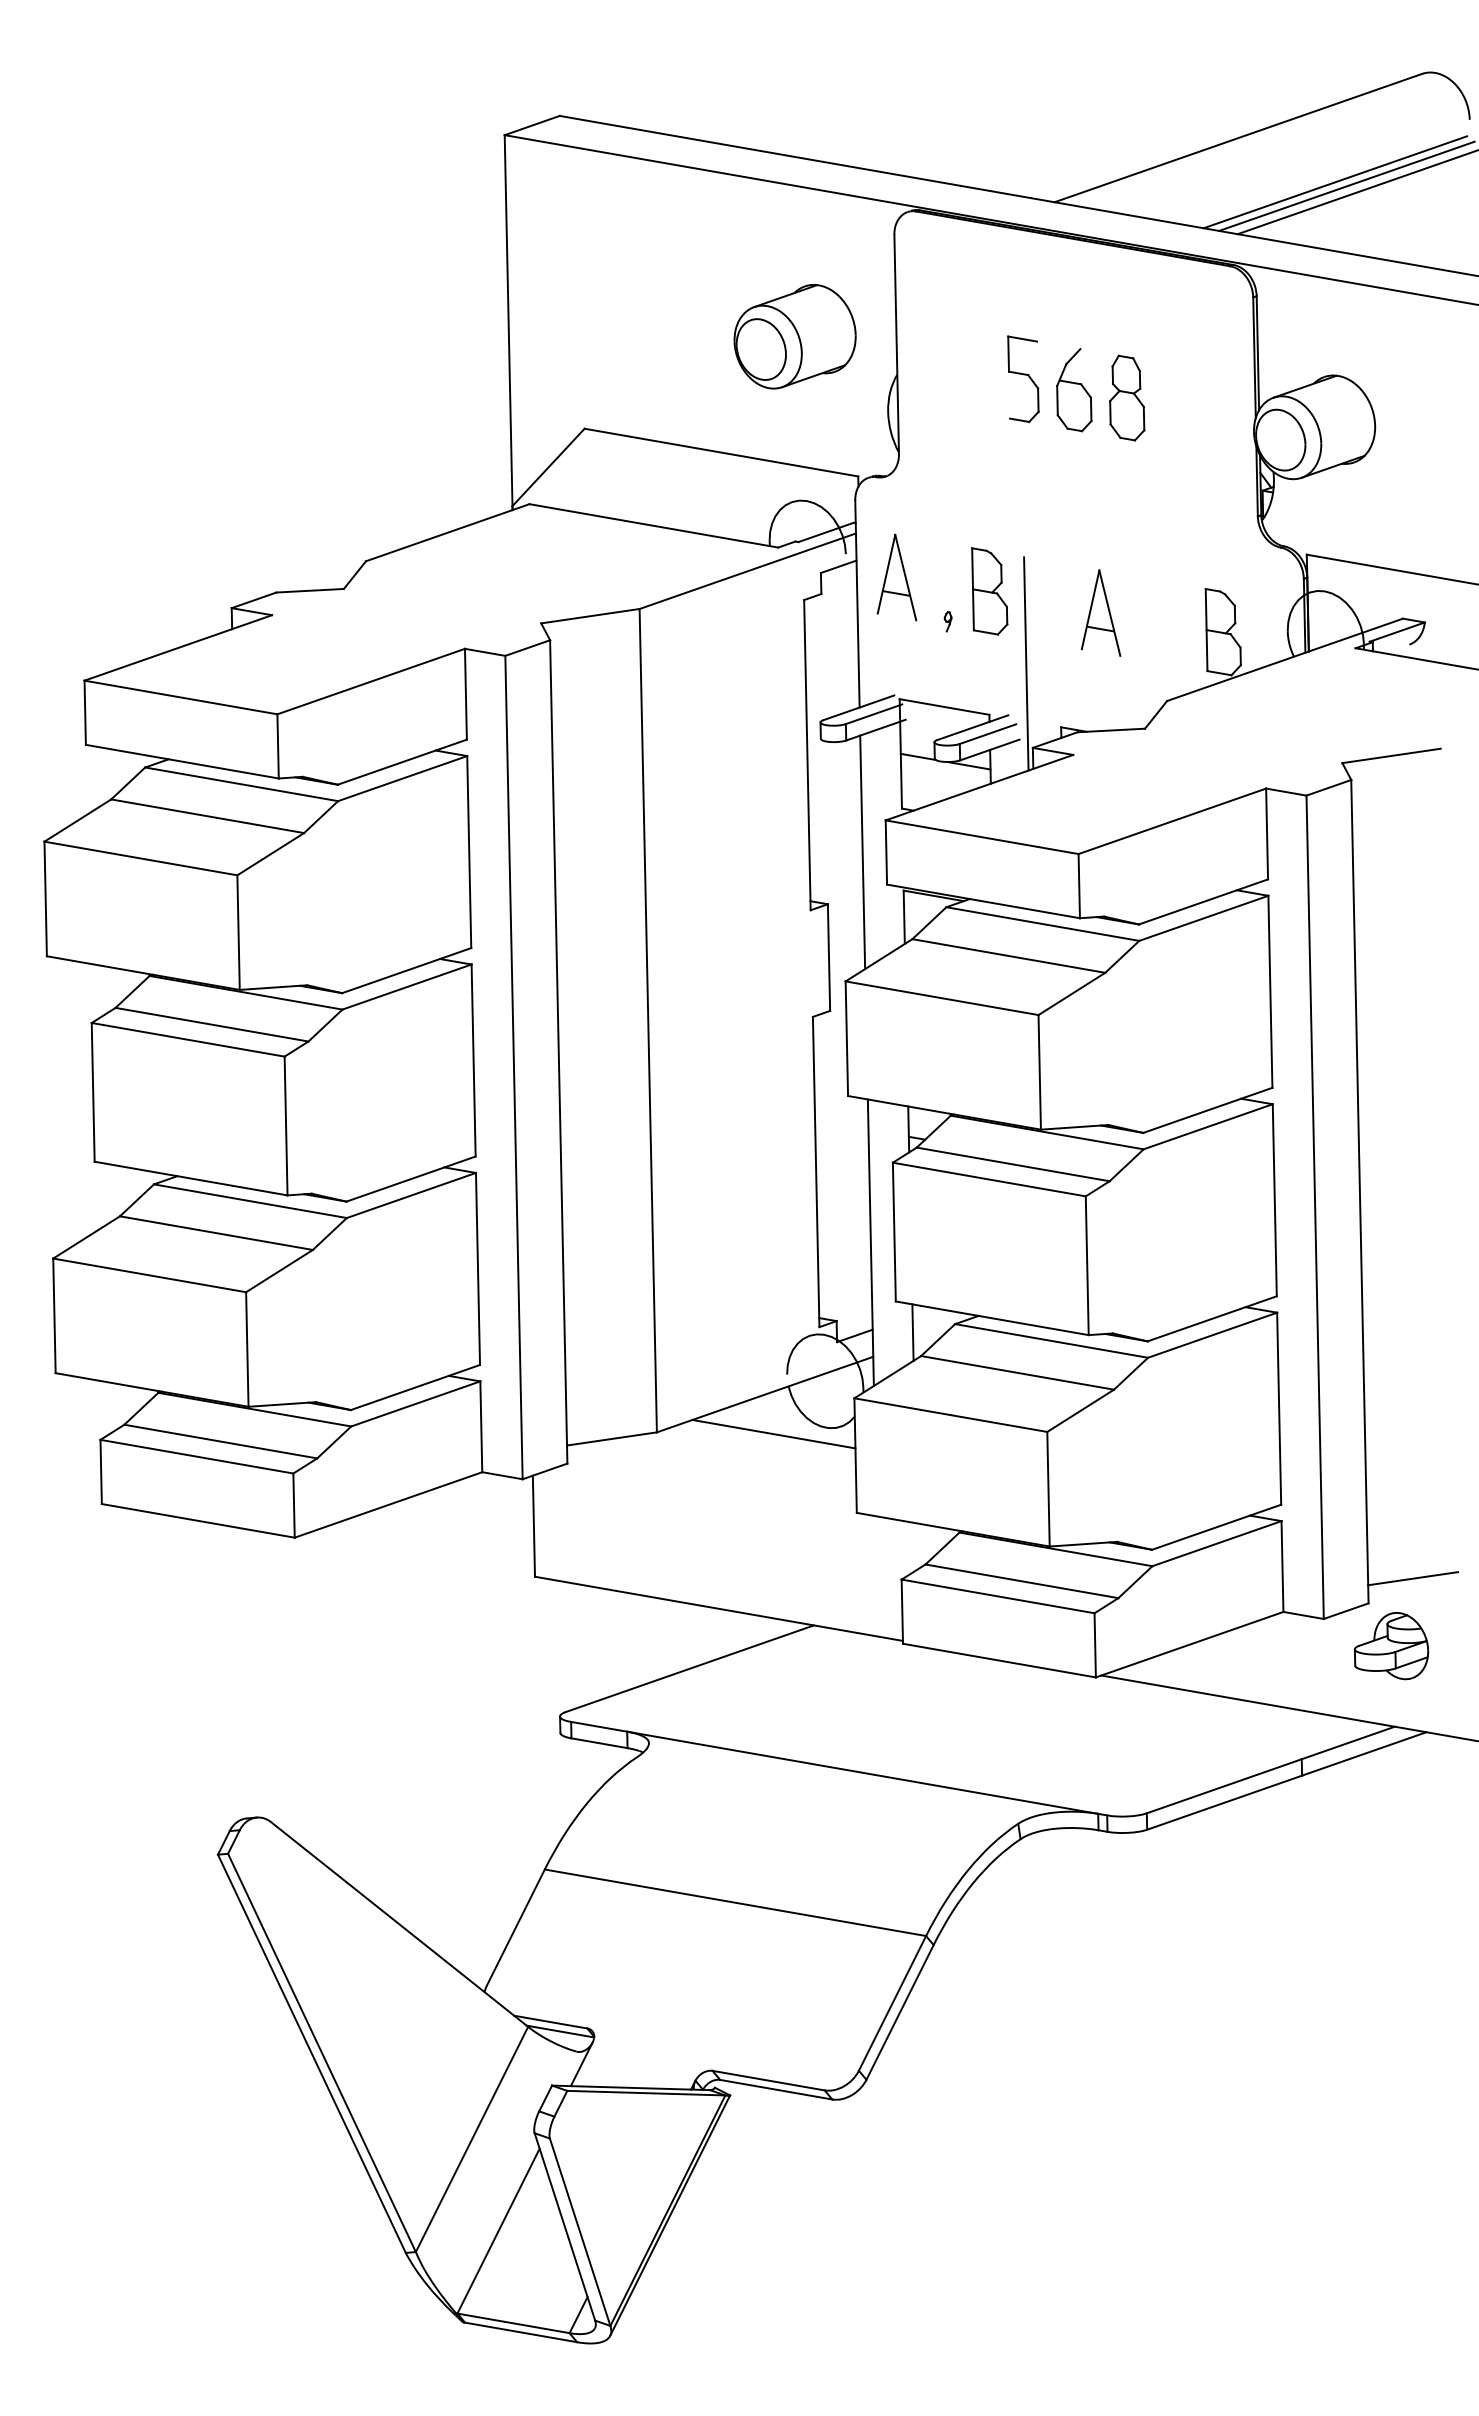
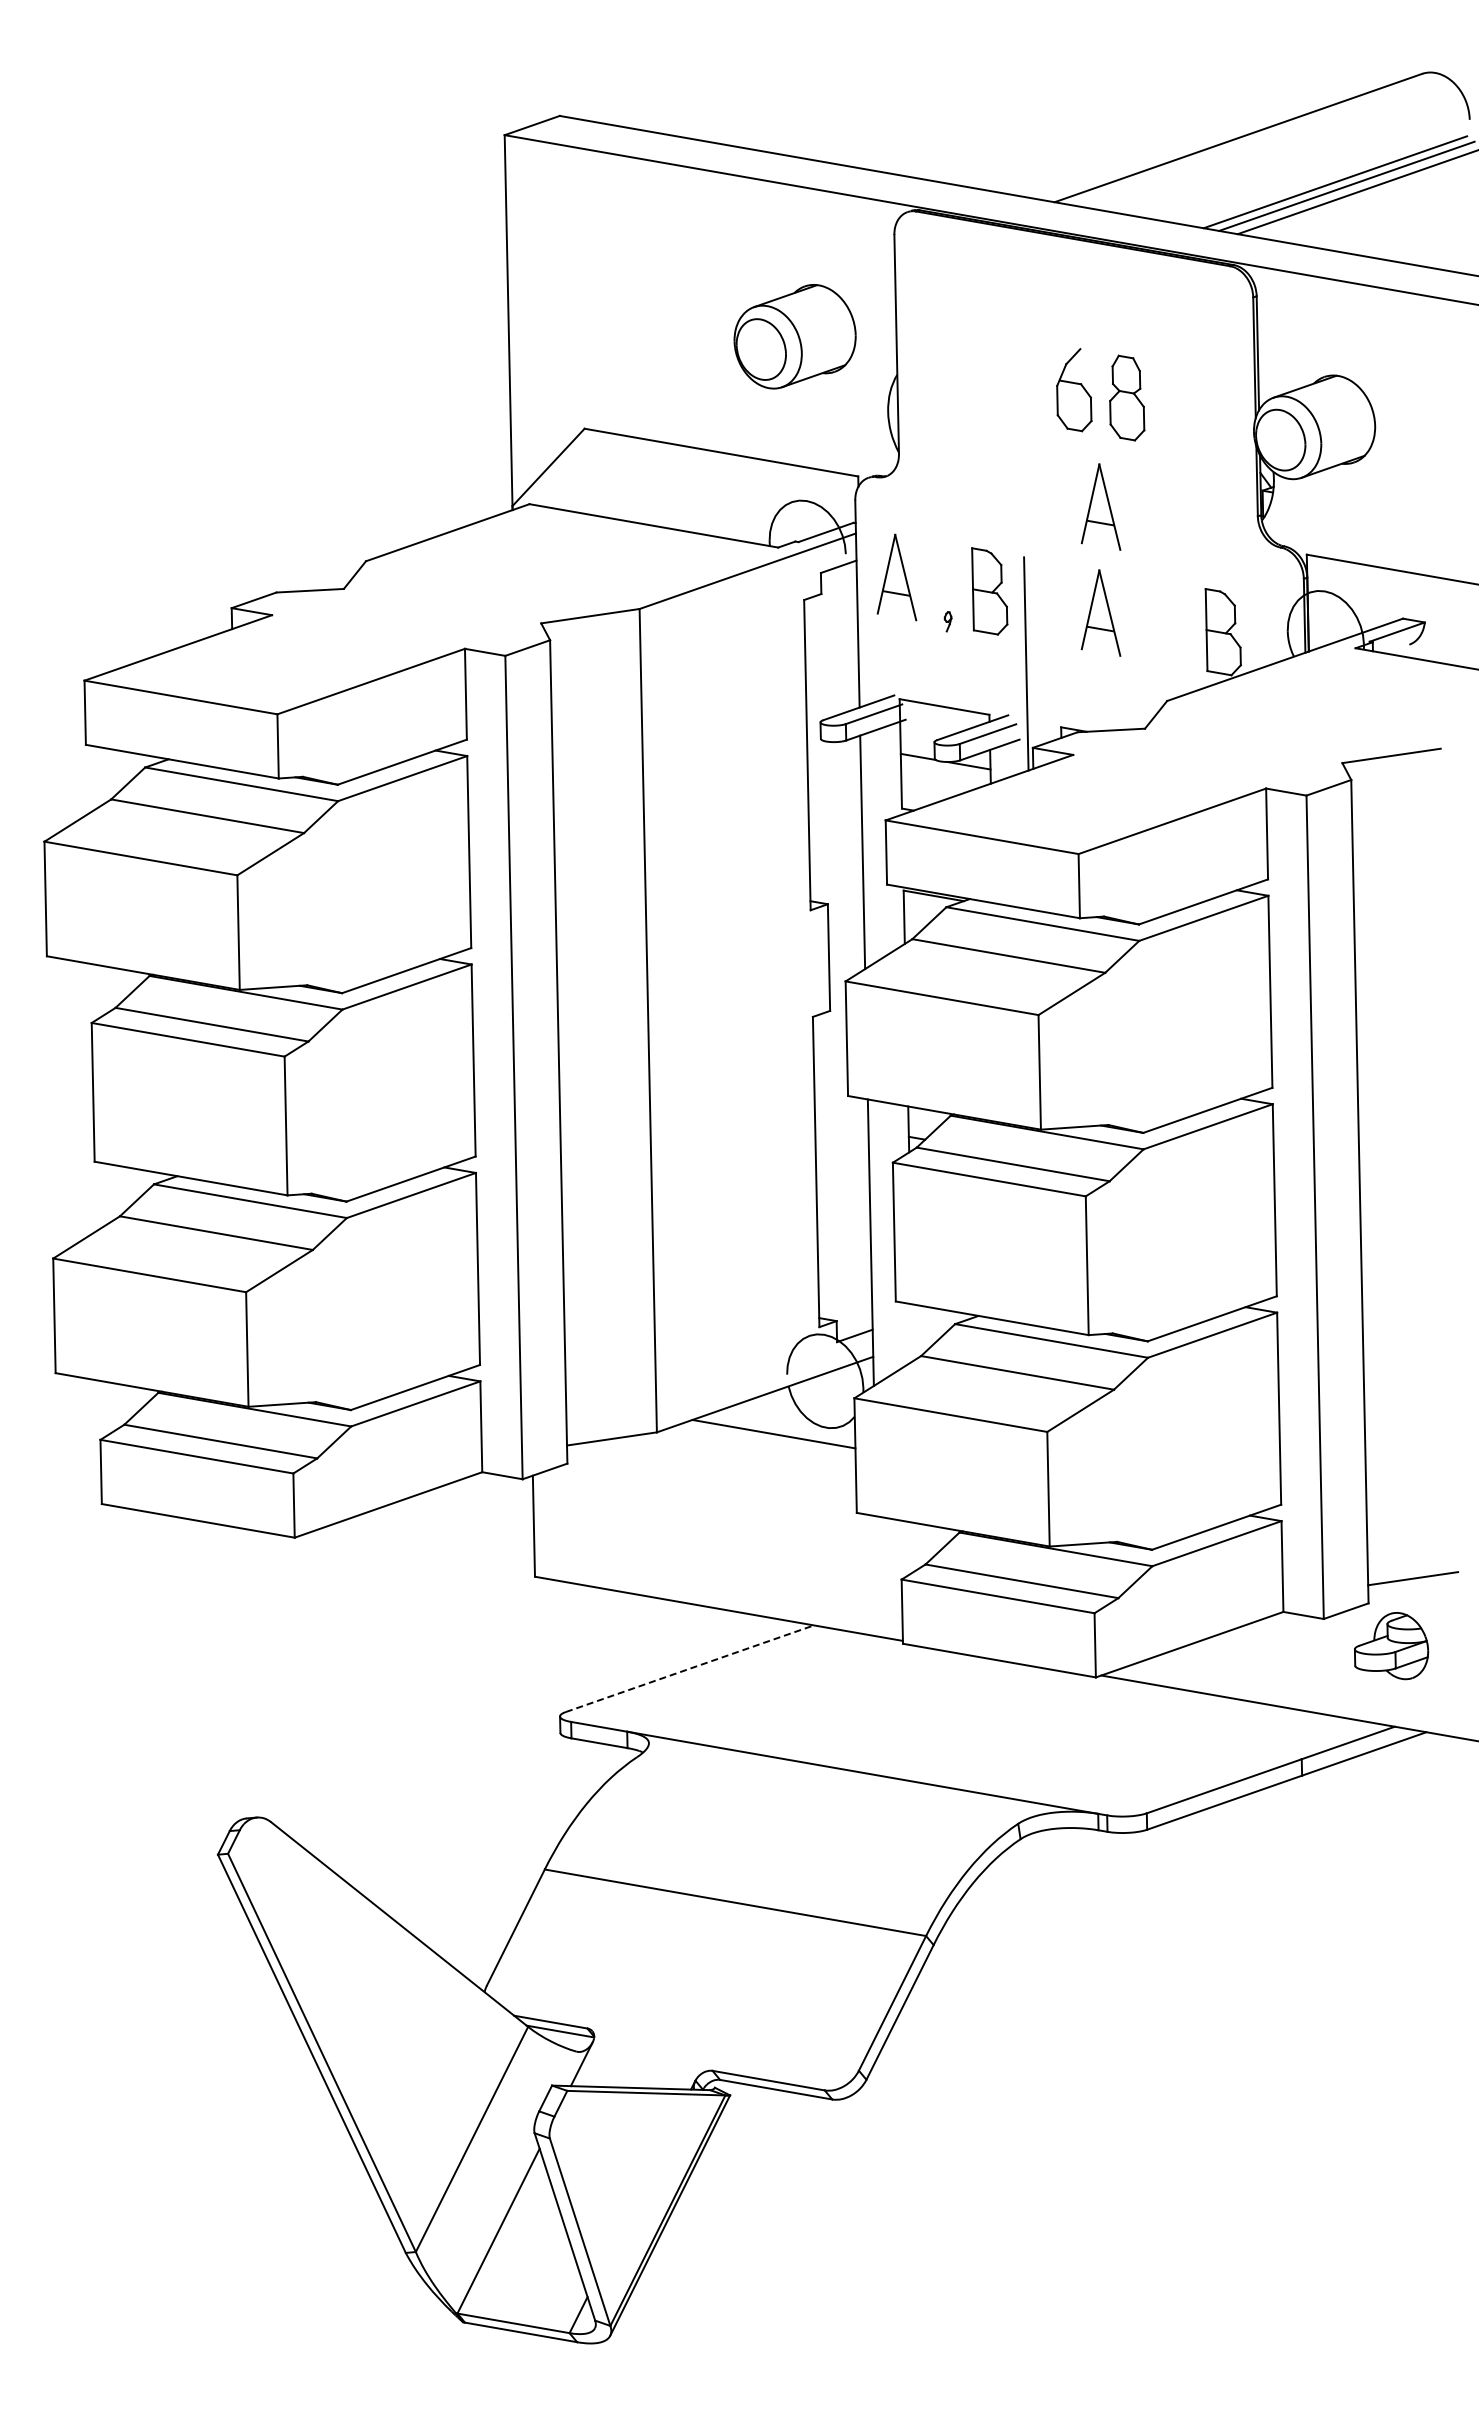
part: present -> none (1023, 378)
part: none -> present (1100, 506)
line: present -> none (912, 1332)
line: solid -> dashed (690, 1668)
